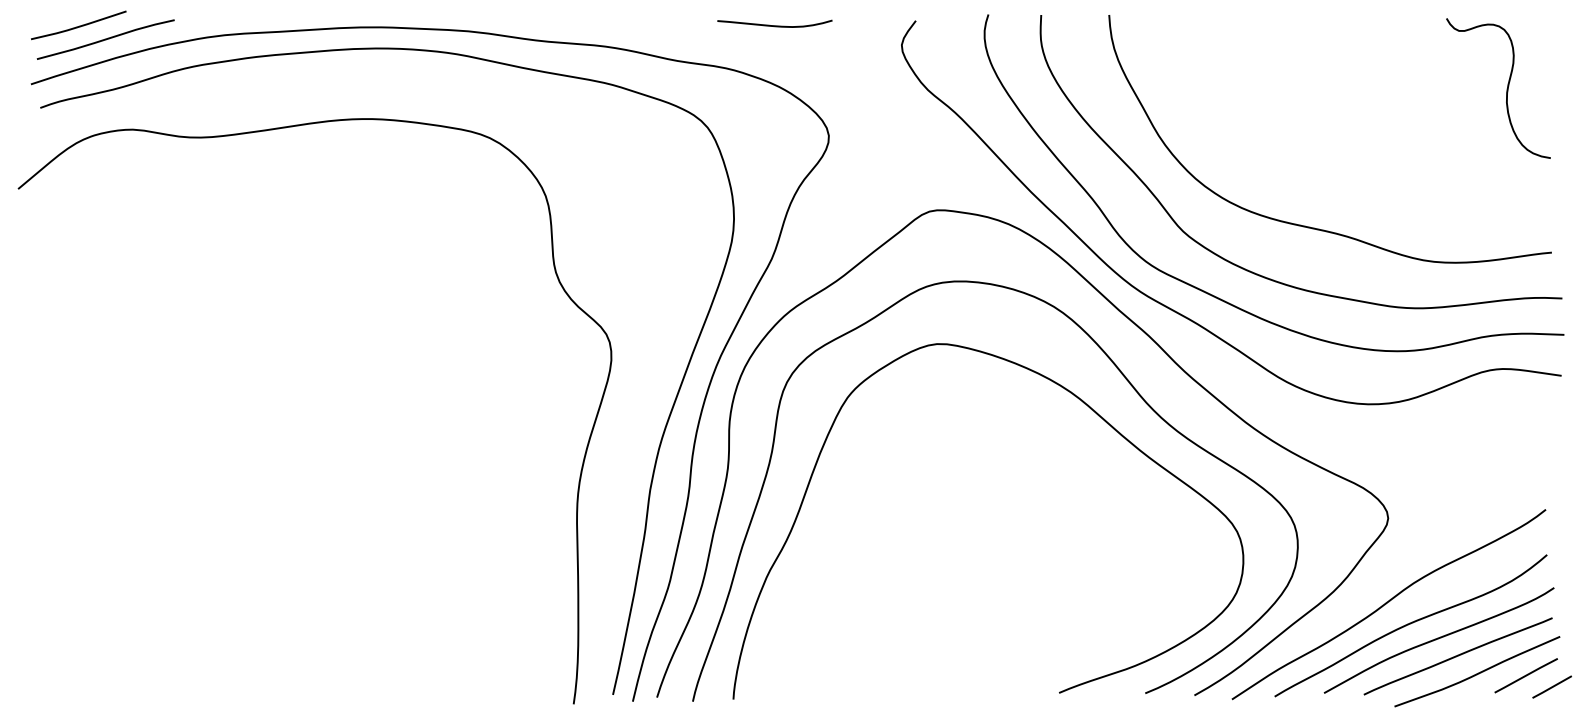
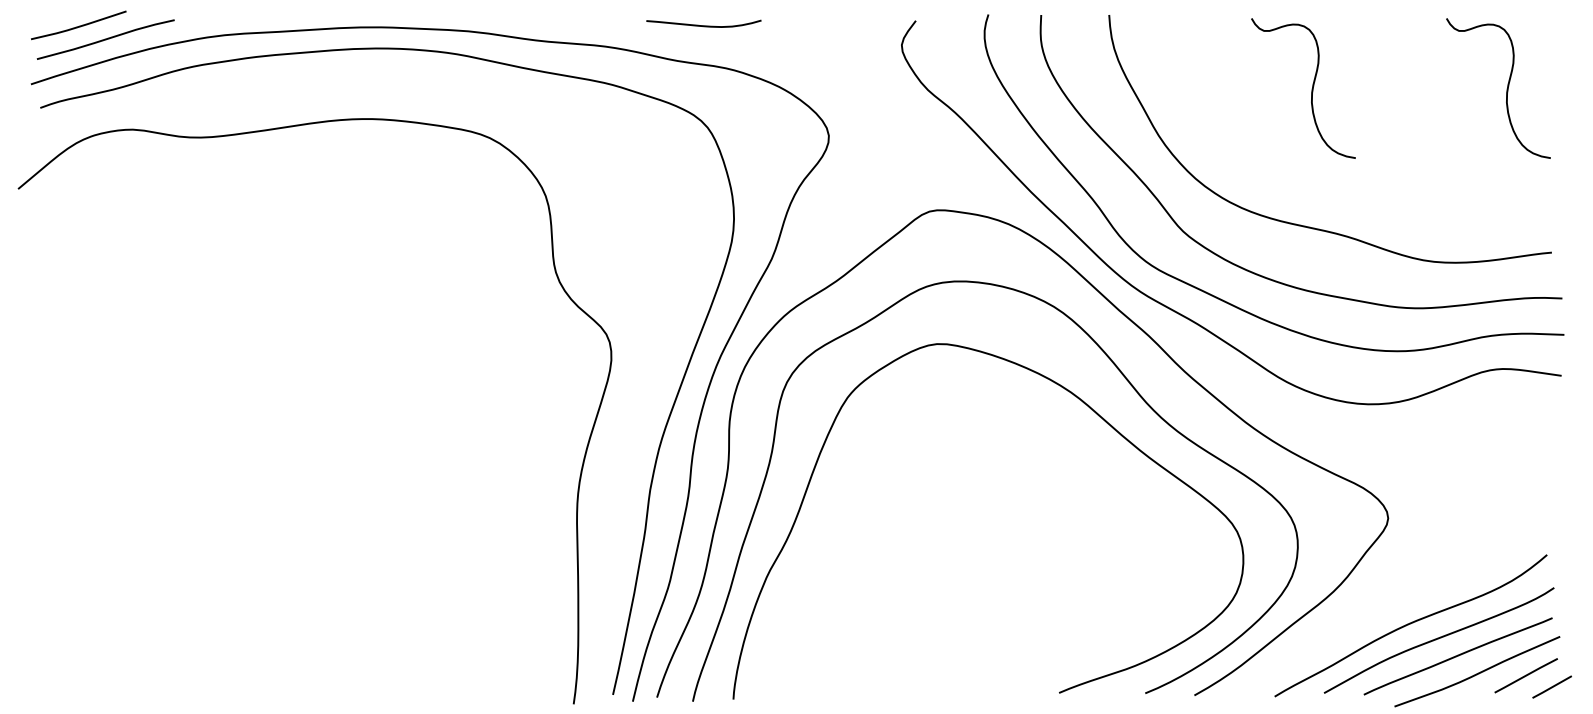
curve position: (774, 25) -> (703, 25) (703, 25)
curve: none -> present (1311, 88)
curve: present -> none (1387, 603)
